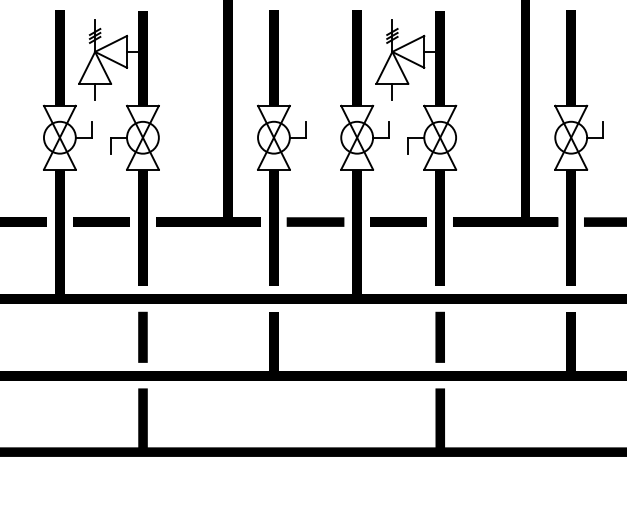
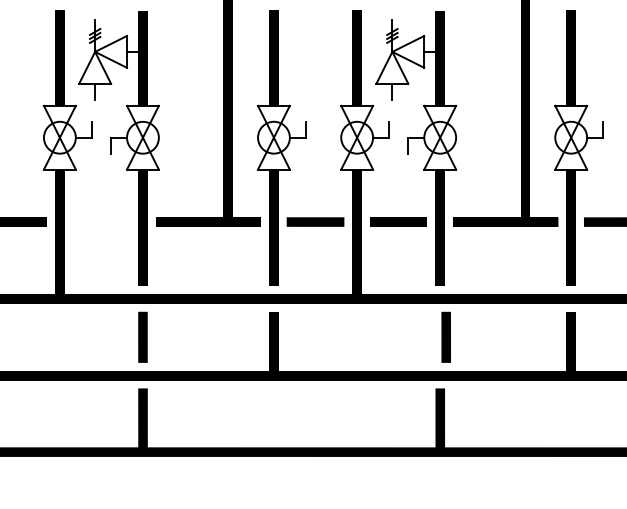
line: present -> none (101, 221)
line position: (439, 336) -> (445, 336) (445, 336)
